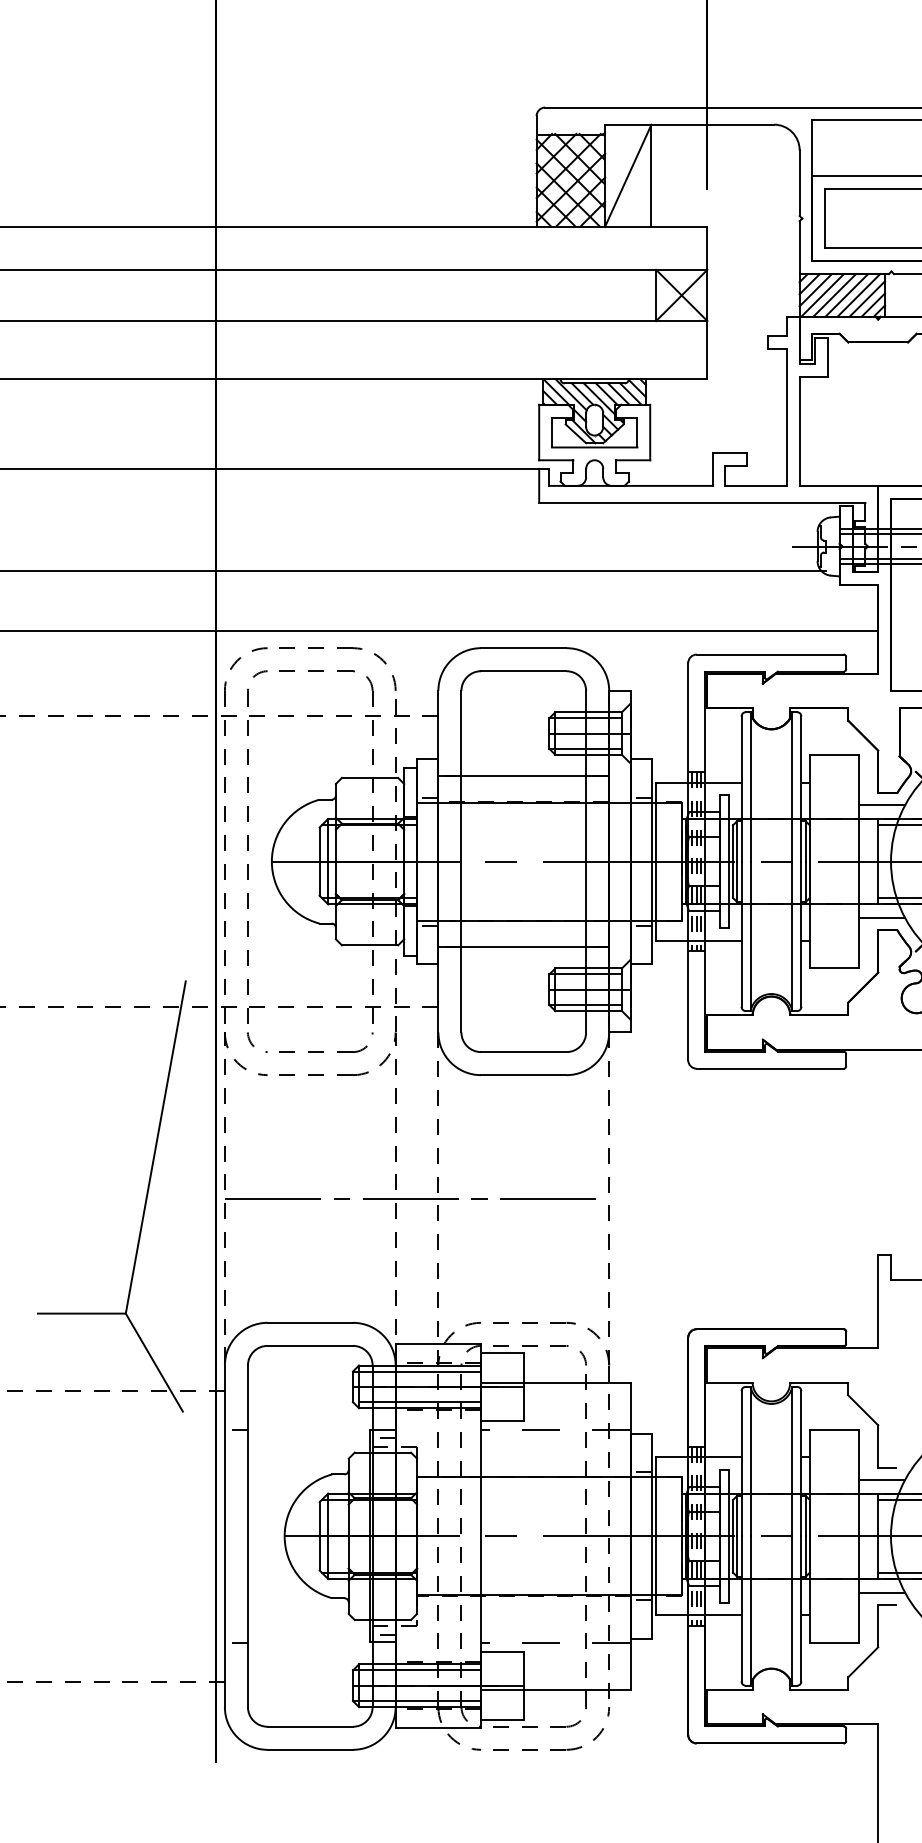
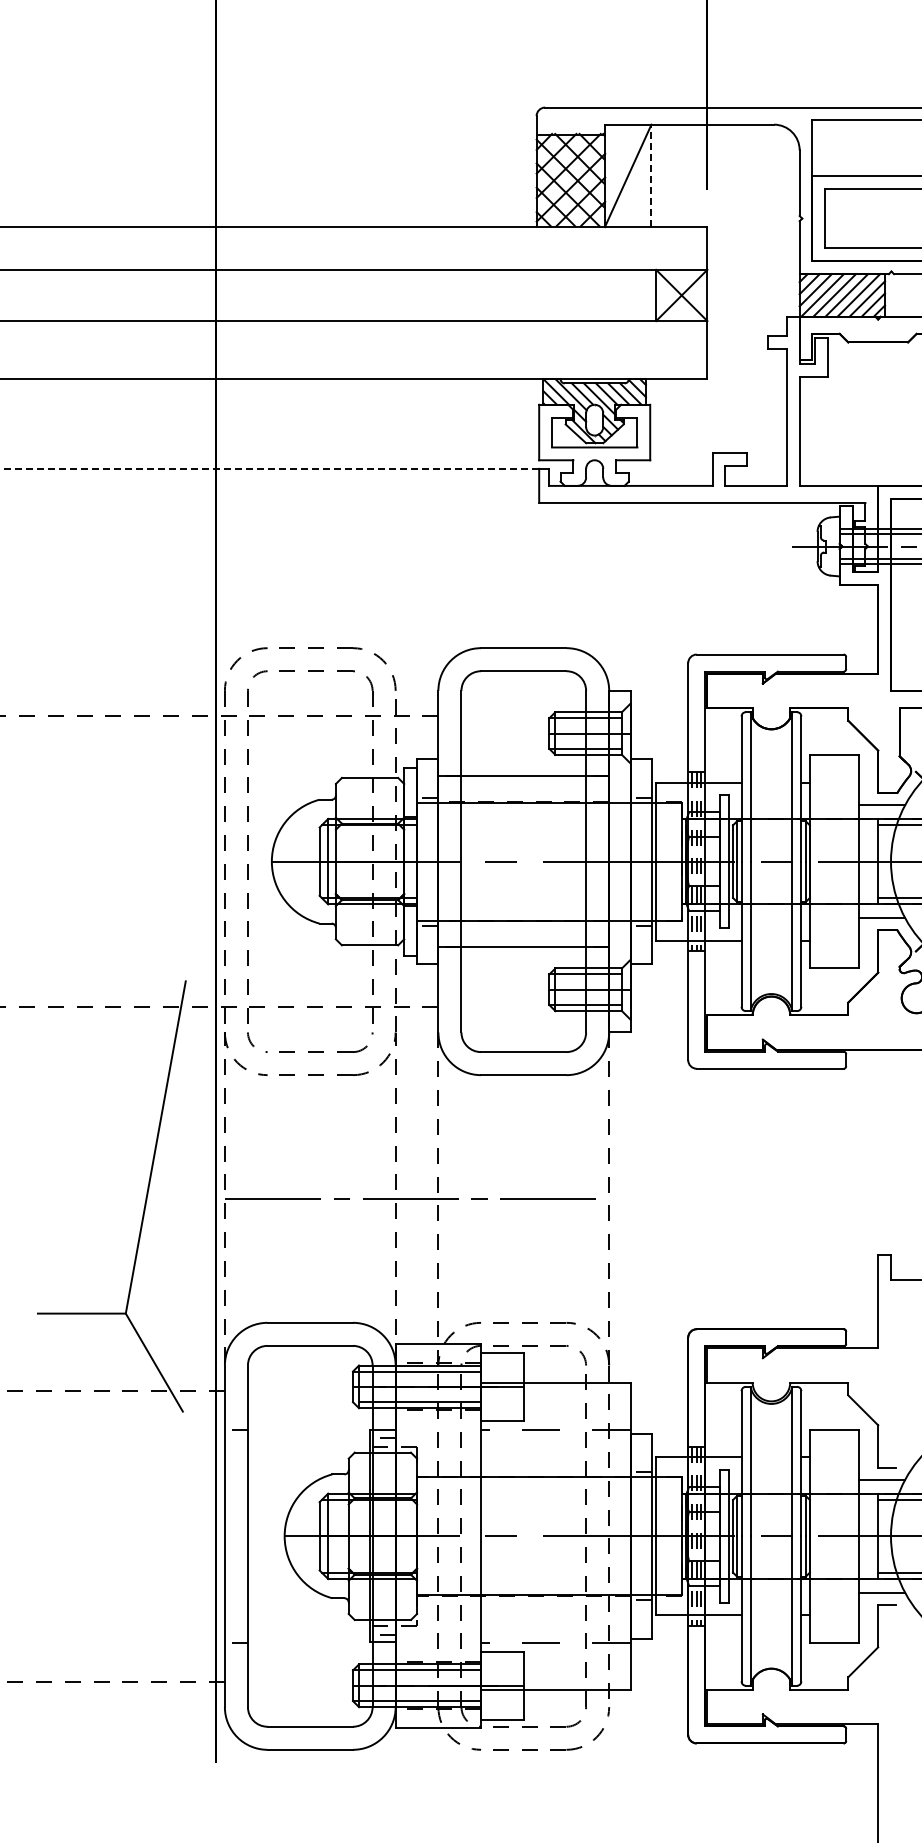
line: solid -> dashed (651, 175)
line: solid -> dashed (269, 468)
line: present -> none (414, 571)
line: present -> none (440, 631)
